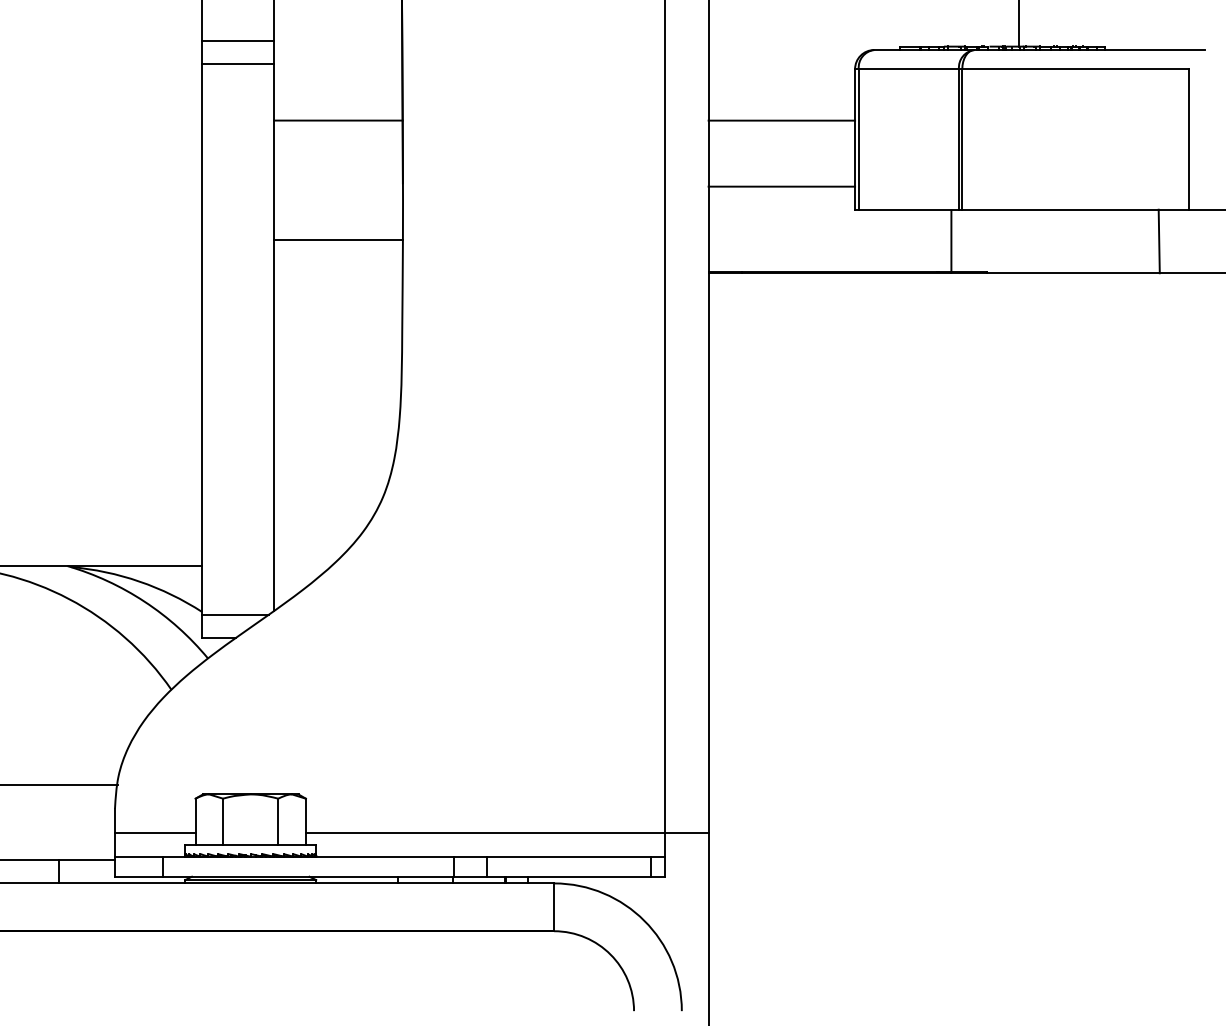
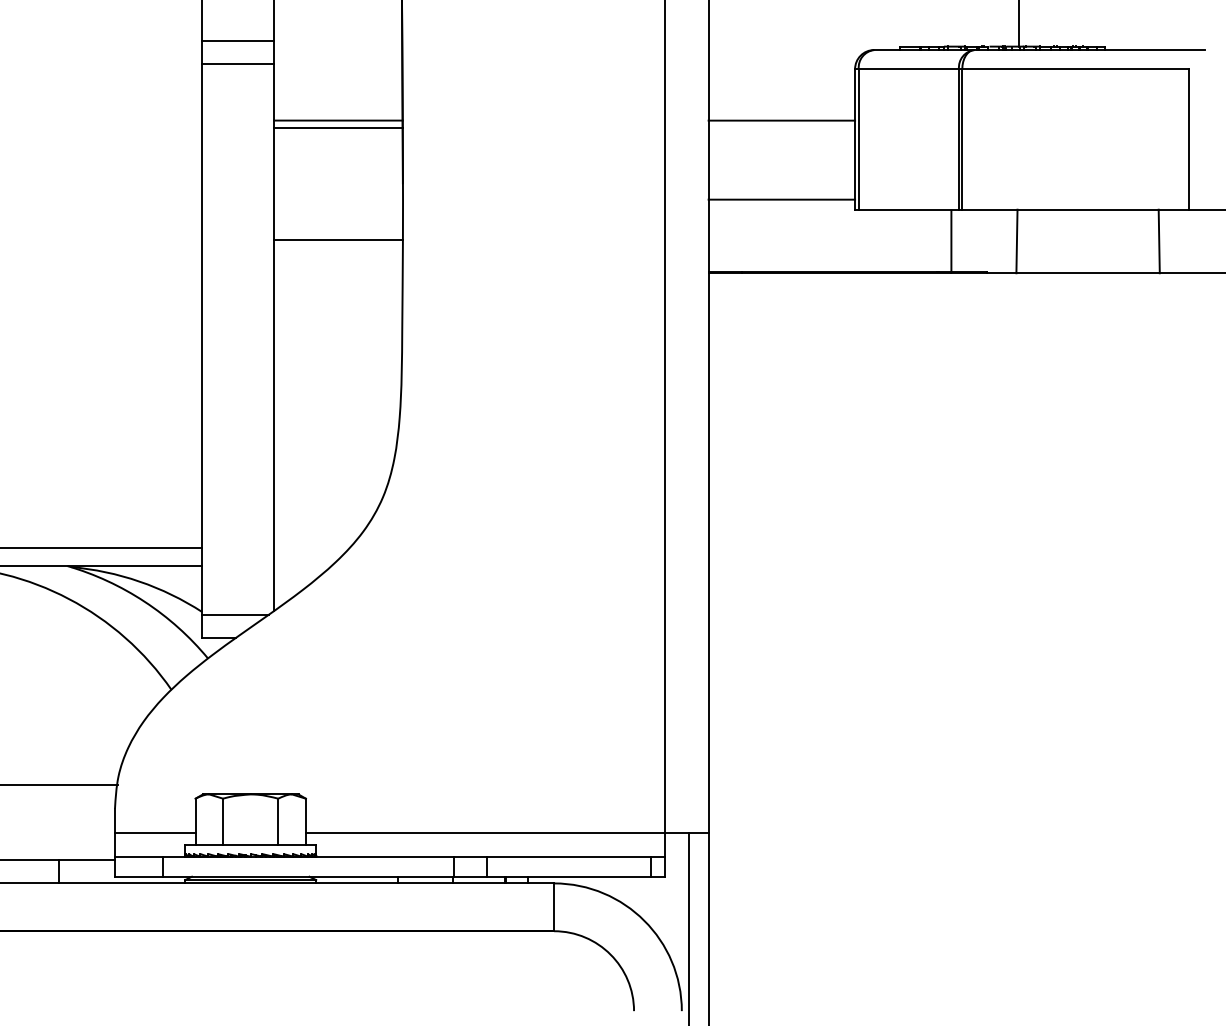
line: none -> present (338, 127)
line position: (781, 186) -> (781, 199) (781, 199)
line: none -> present (1016, 241)
line: none -> present (102, 547)
line: none -> present (688, 927)
